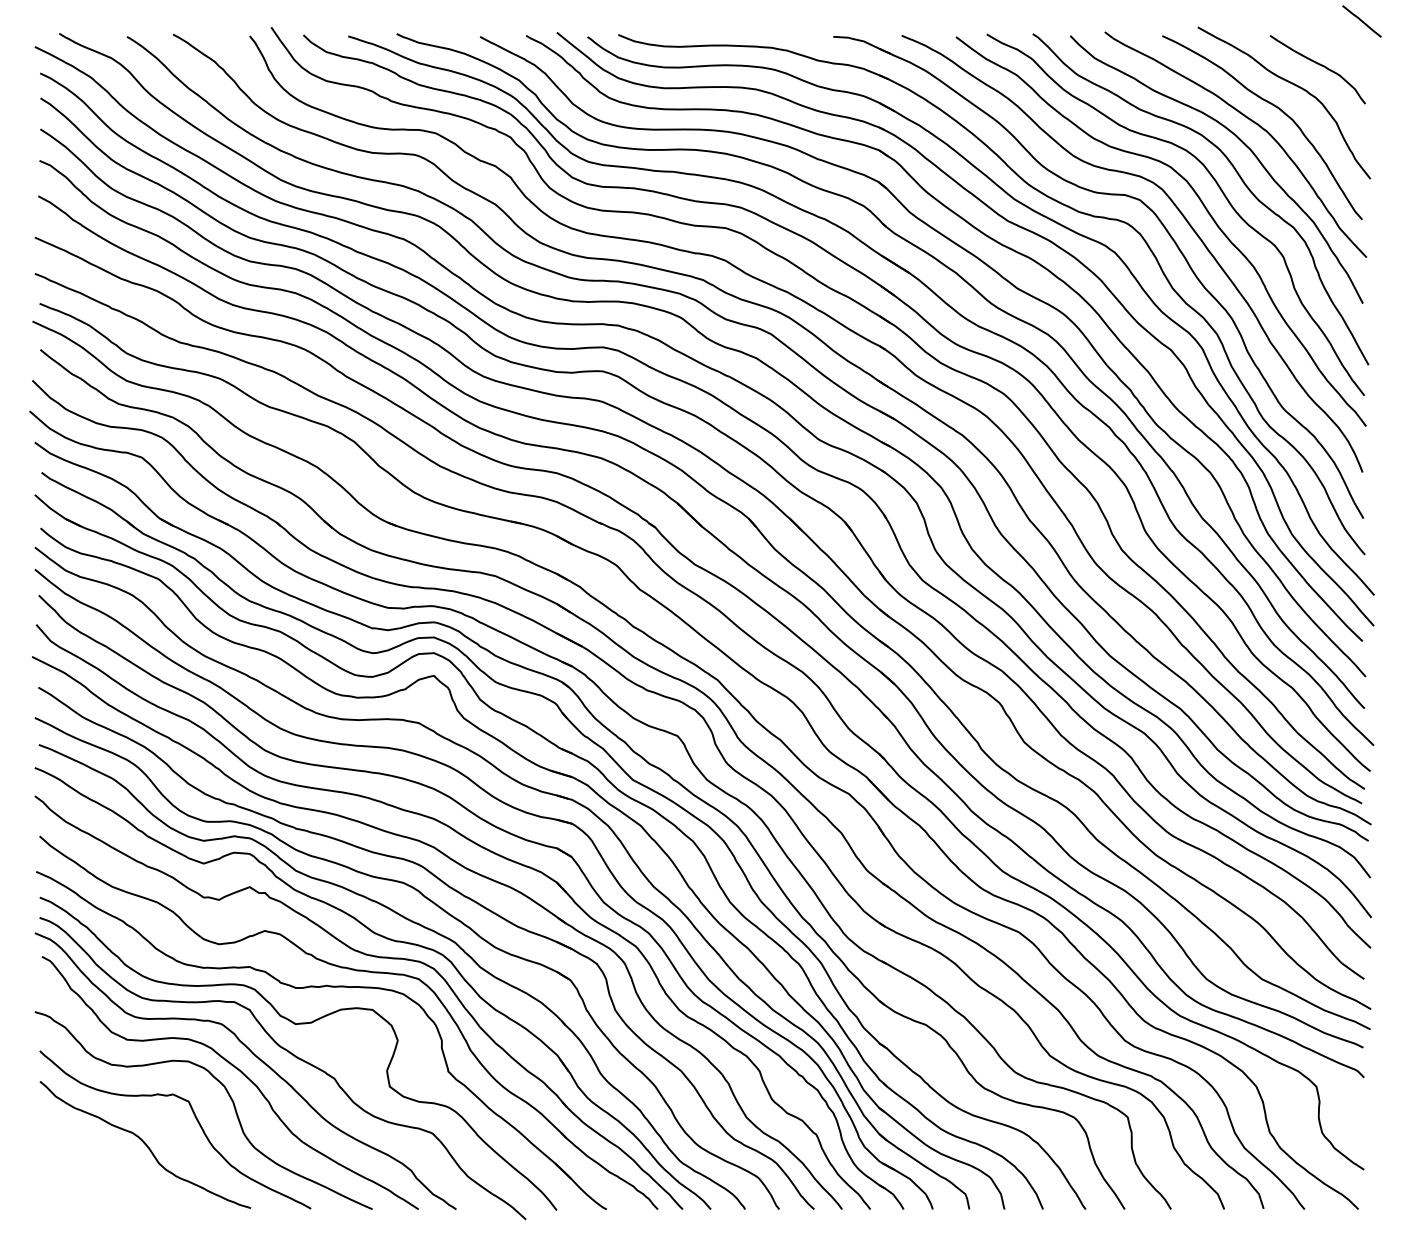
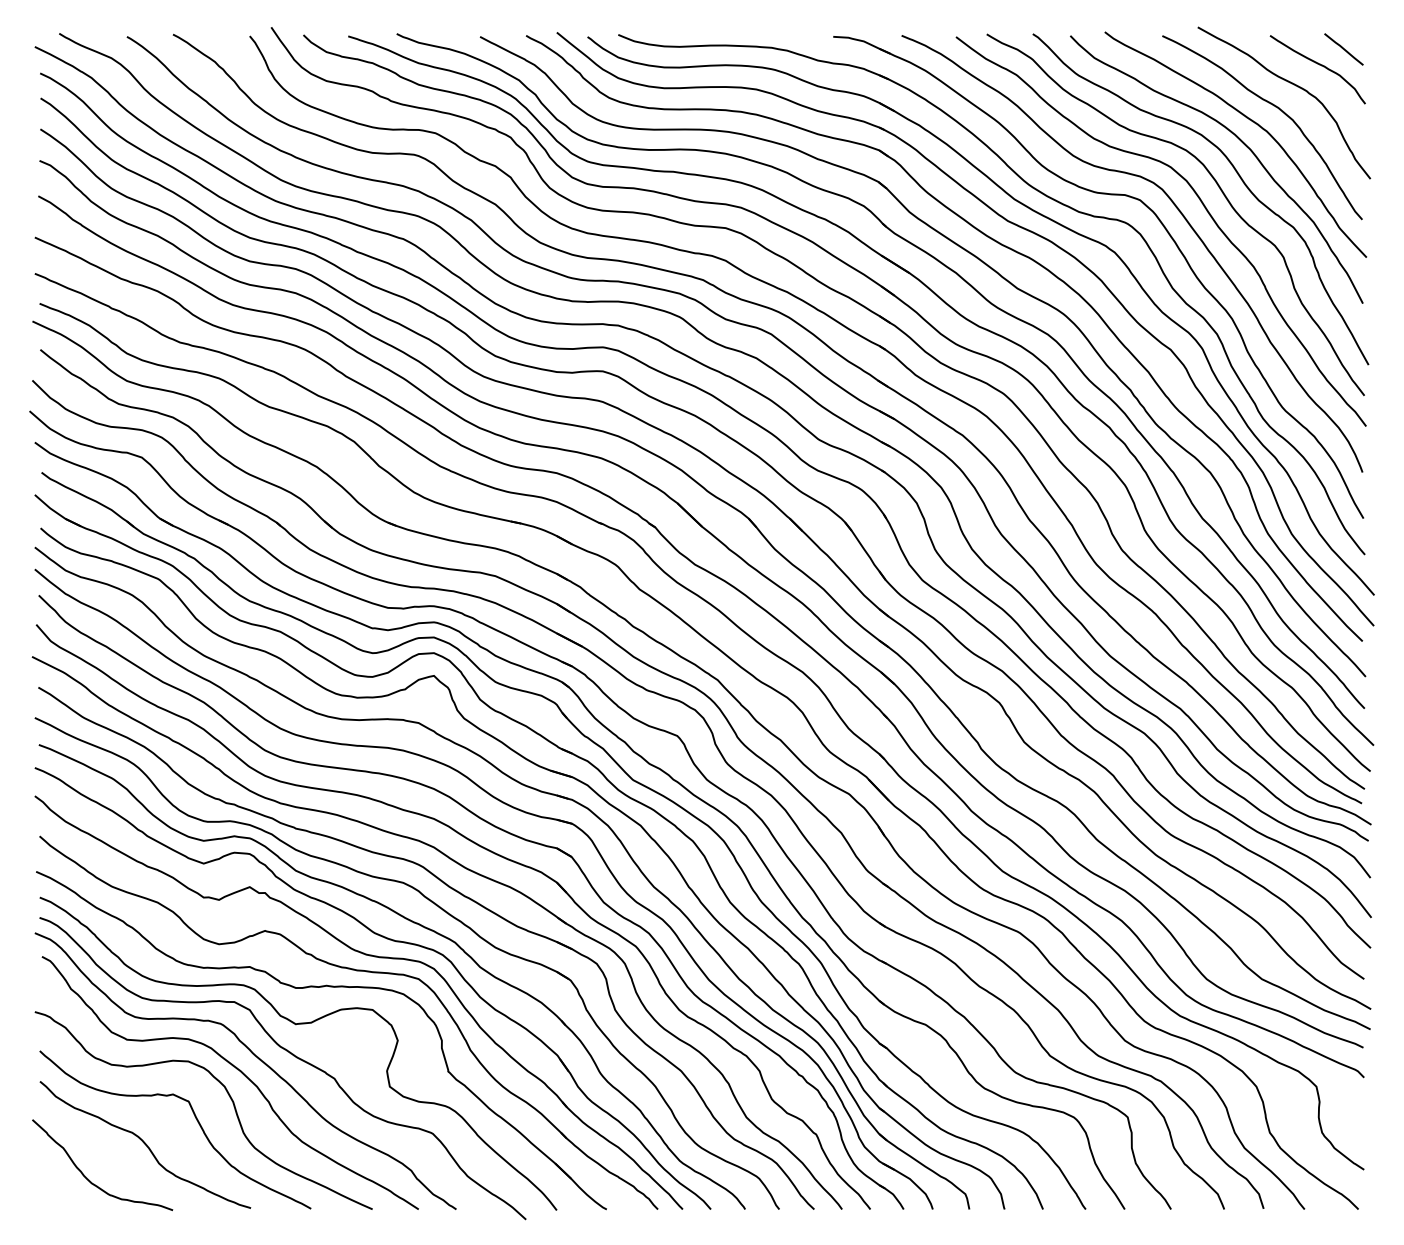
line position: (1361, 21) -> (1343, 49) (1343, 49)
curve: none -> present (88, 1178)
